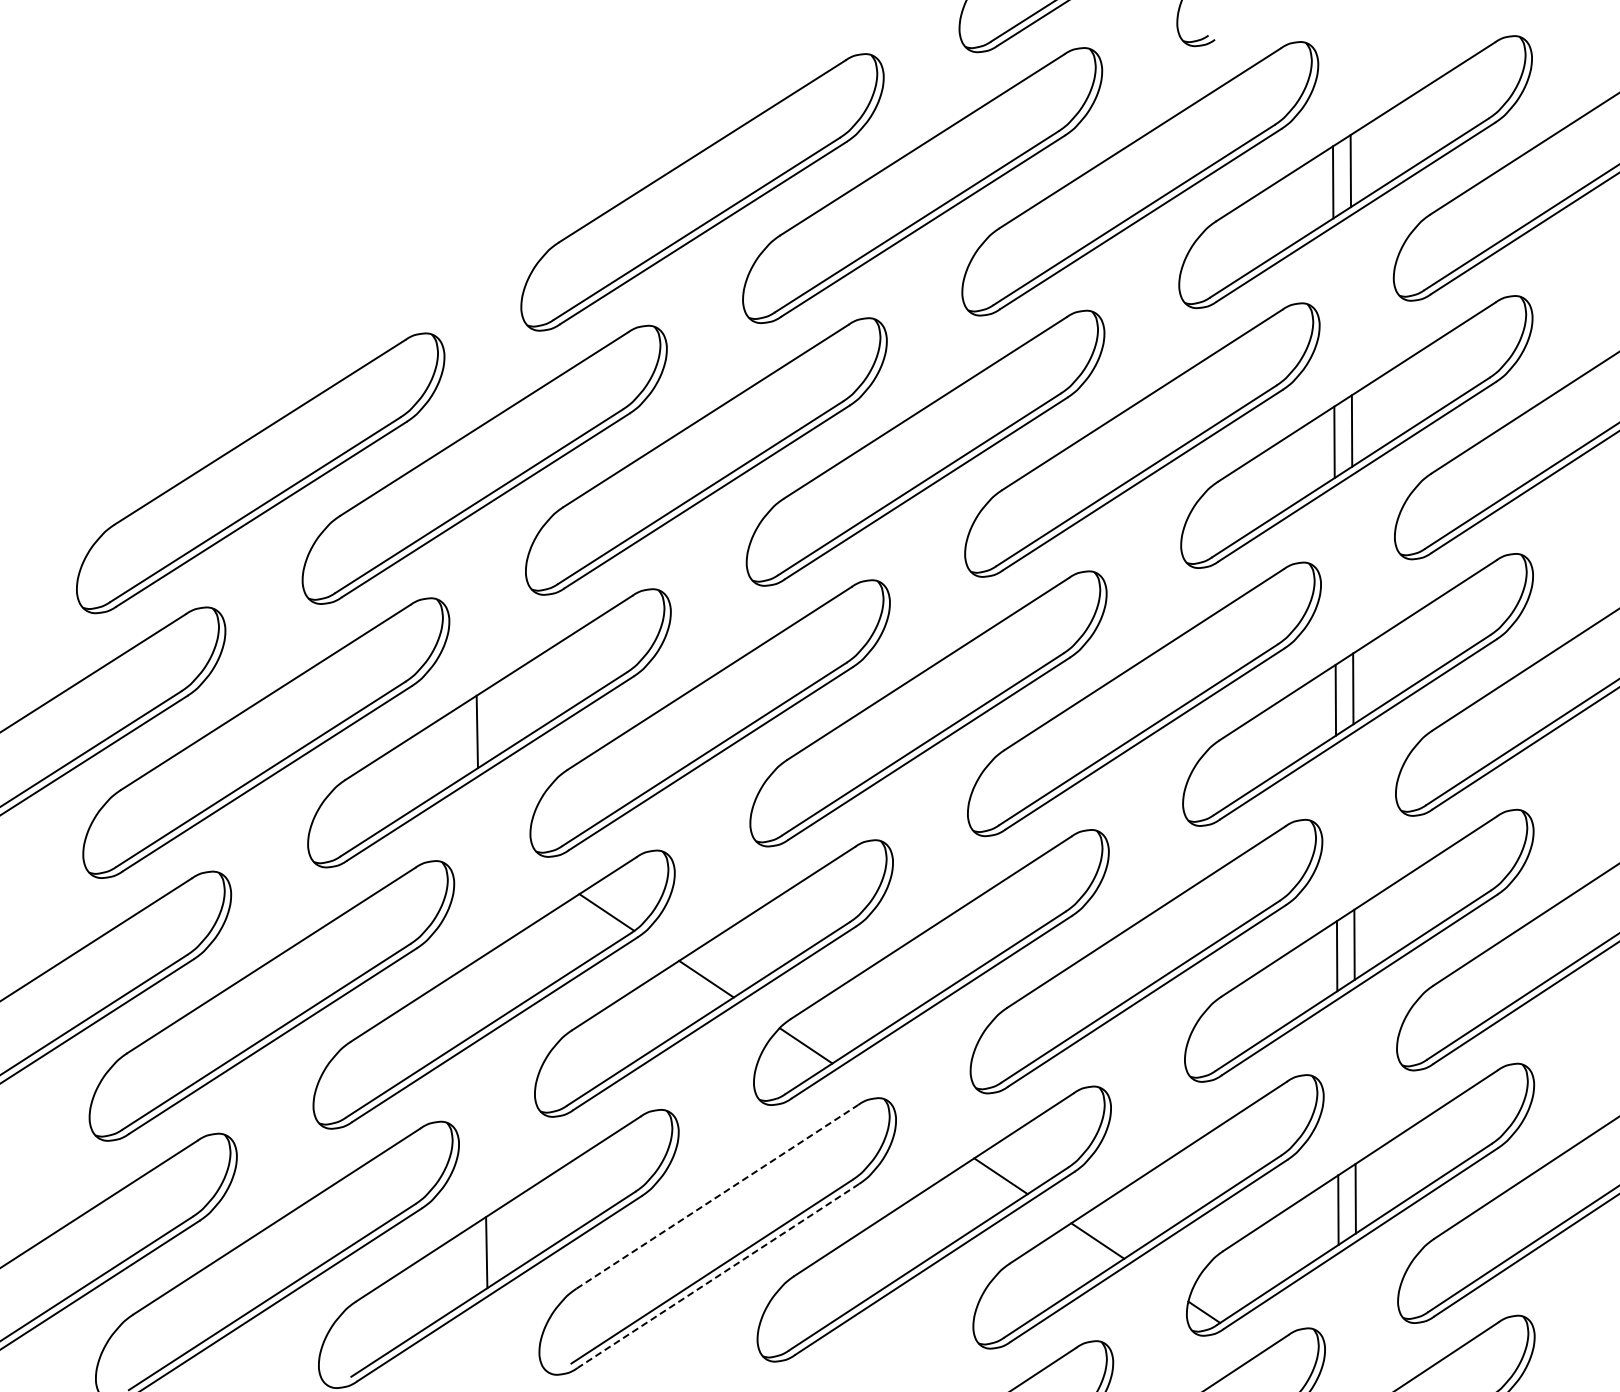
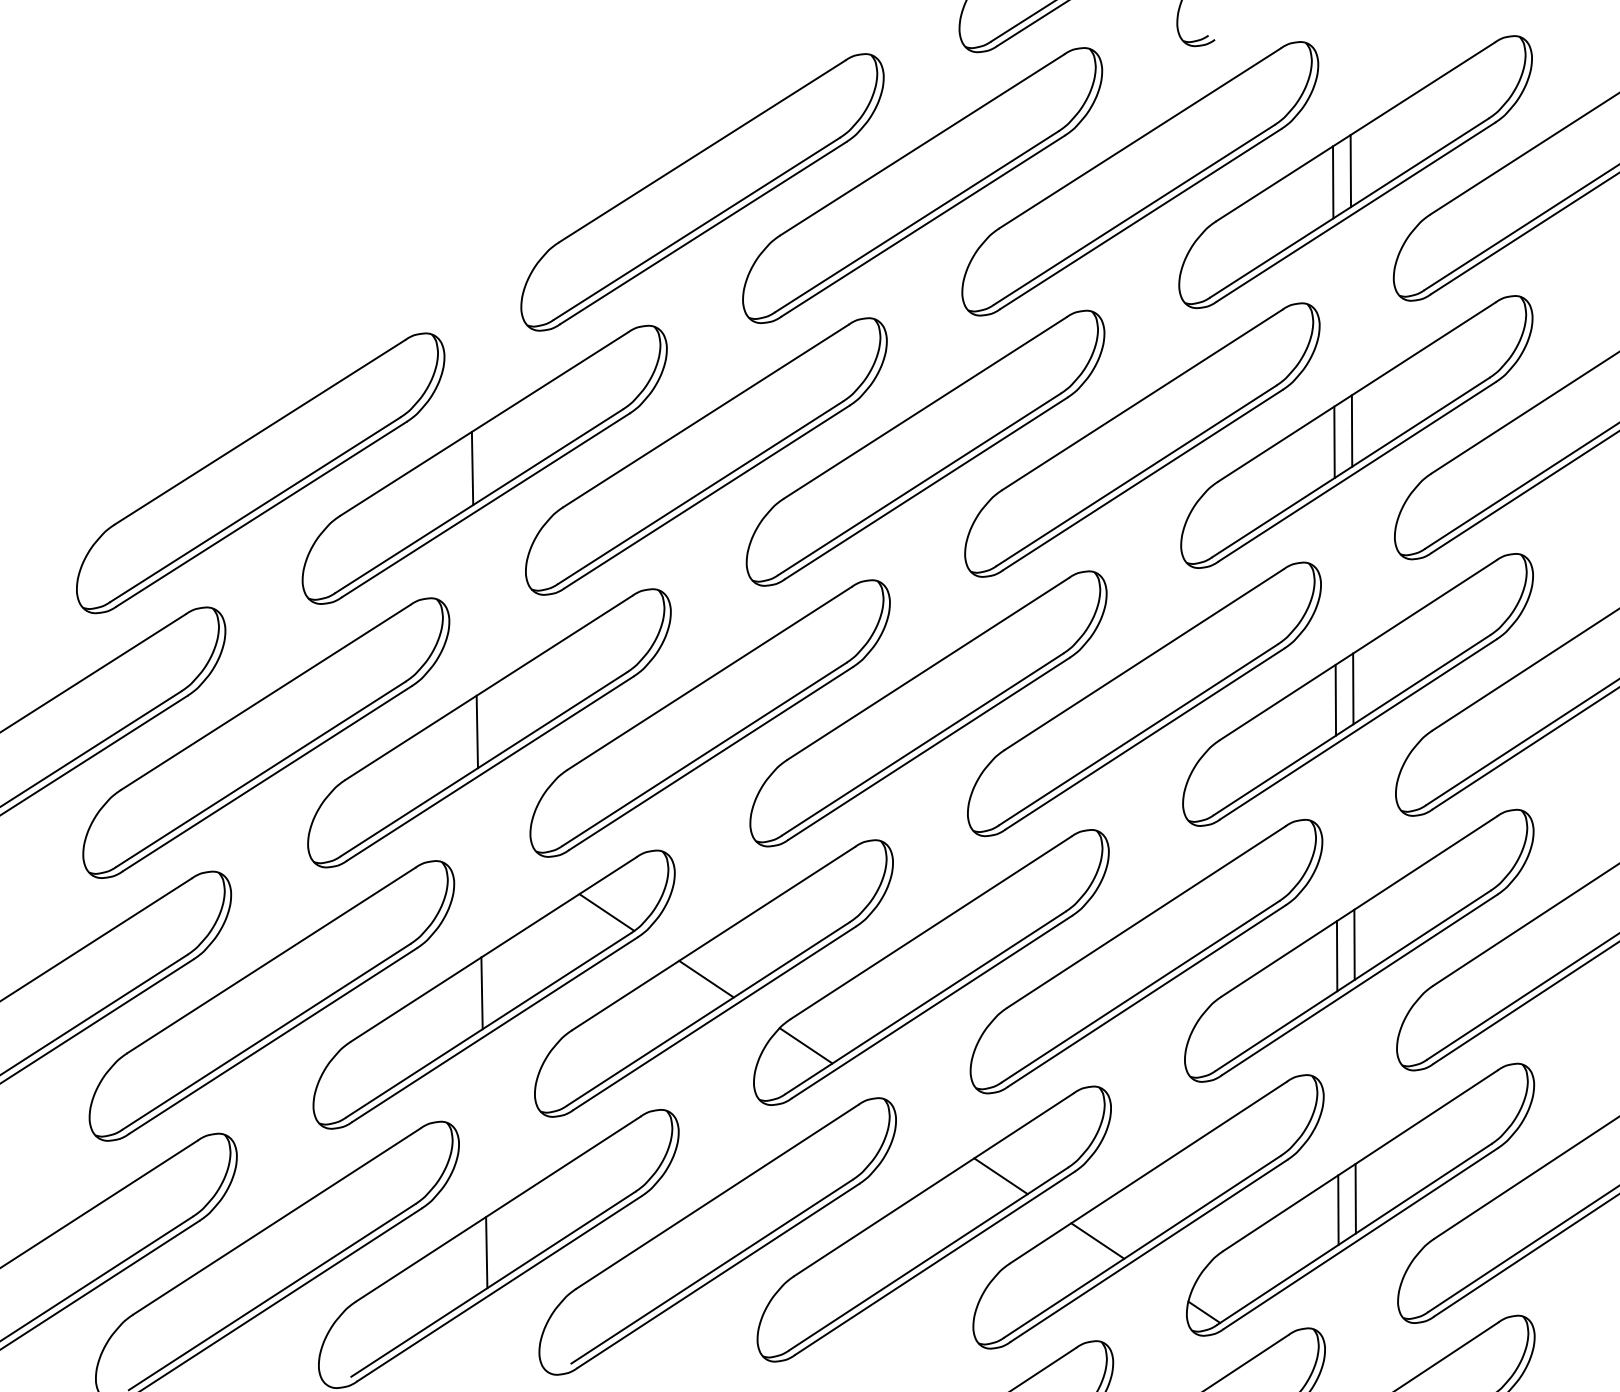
line: none -> present (472, 468)
line: none -> present (481, 993)
line: dashed -> solid (717, 1196)
line: dashed -> solid (718, 1276)
